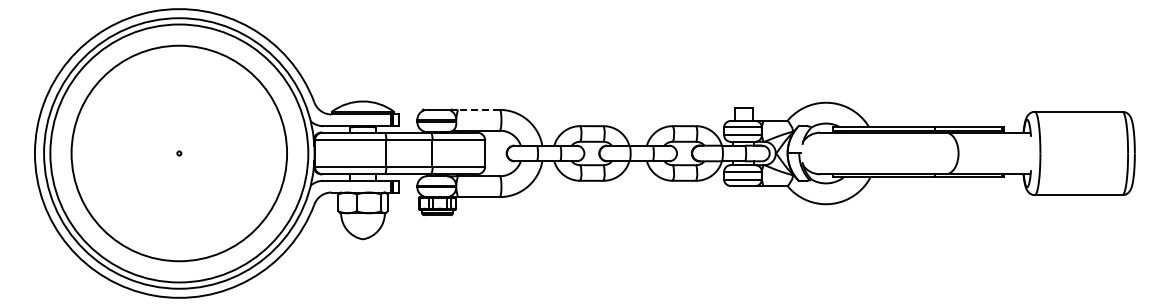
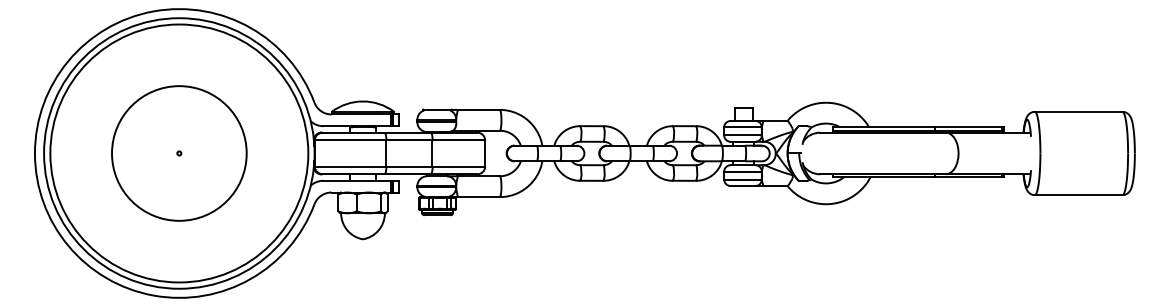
line: dashed -> solid (478, 109)
circle diameter: 216 px -> 135 px (179, 153)
